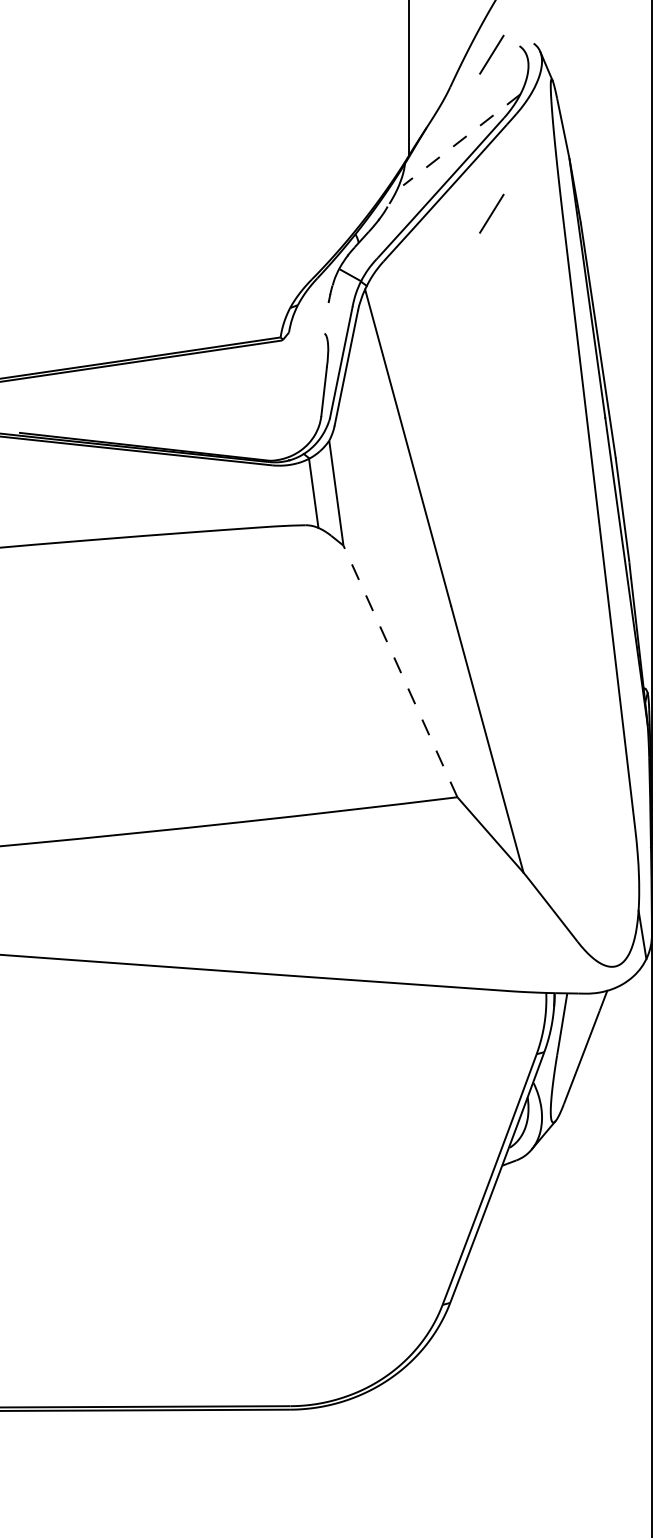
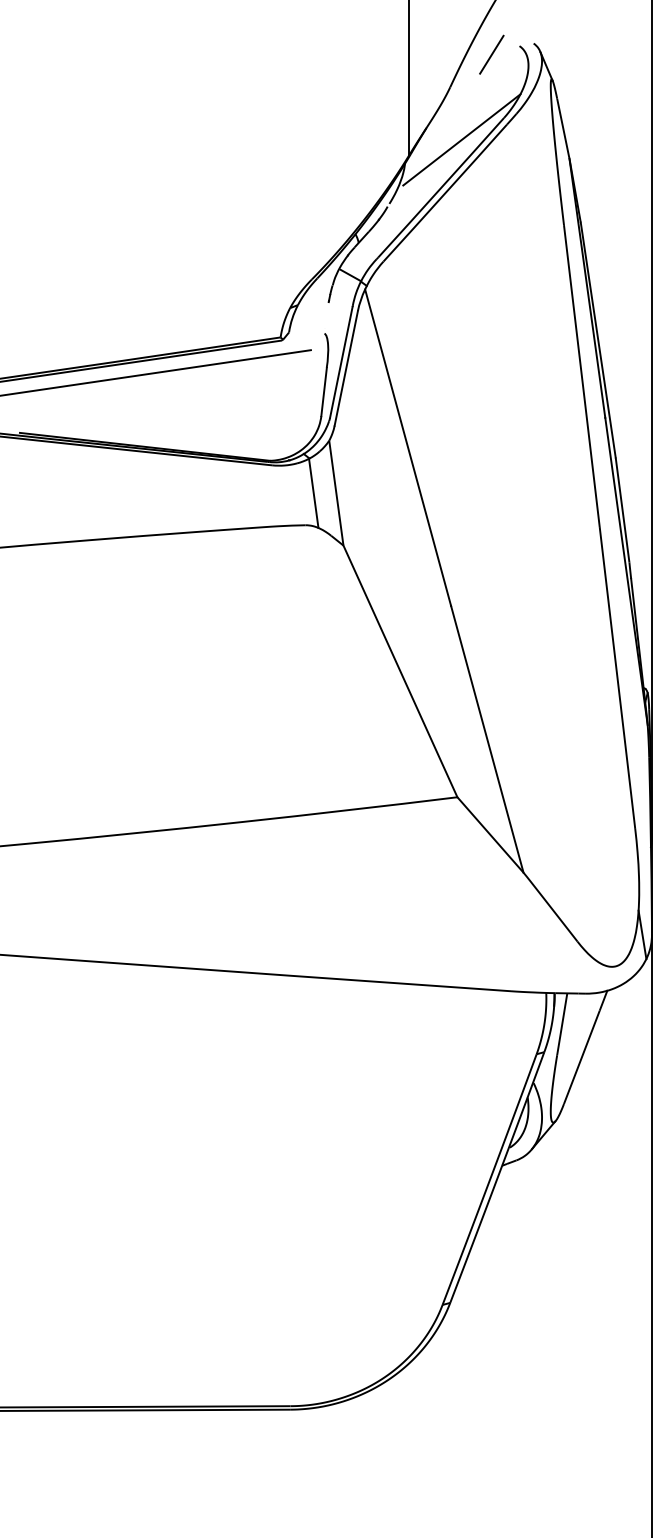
line: dashed -> solid (461, 140)
line: present -> none (491, 213)
line: none -> present (156, 372)
line: dashed -> solid (400, 670)
